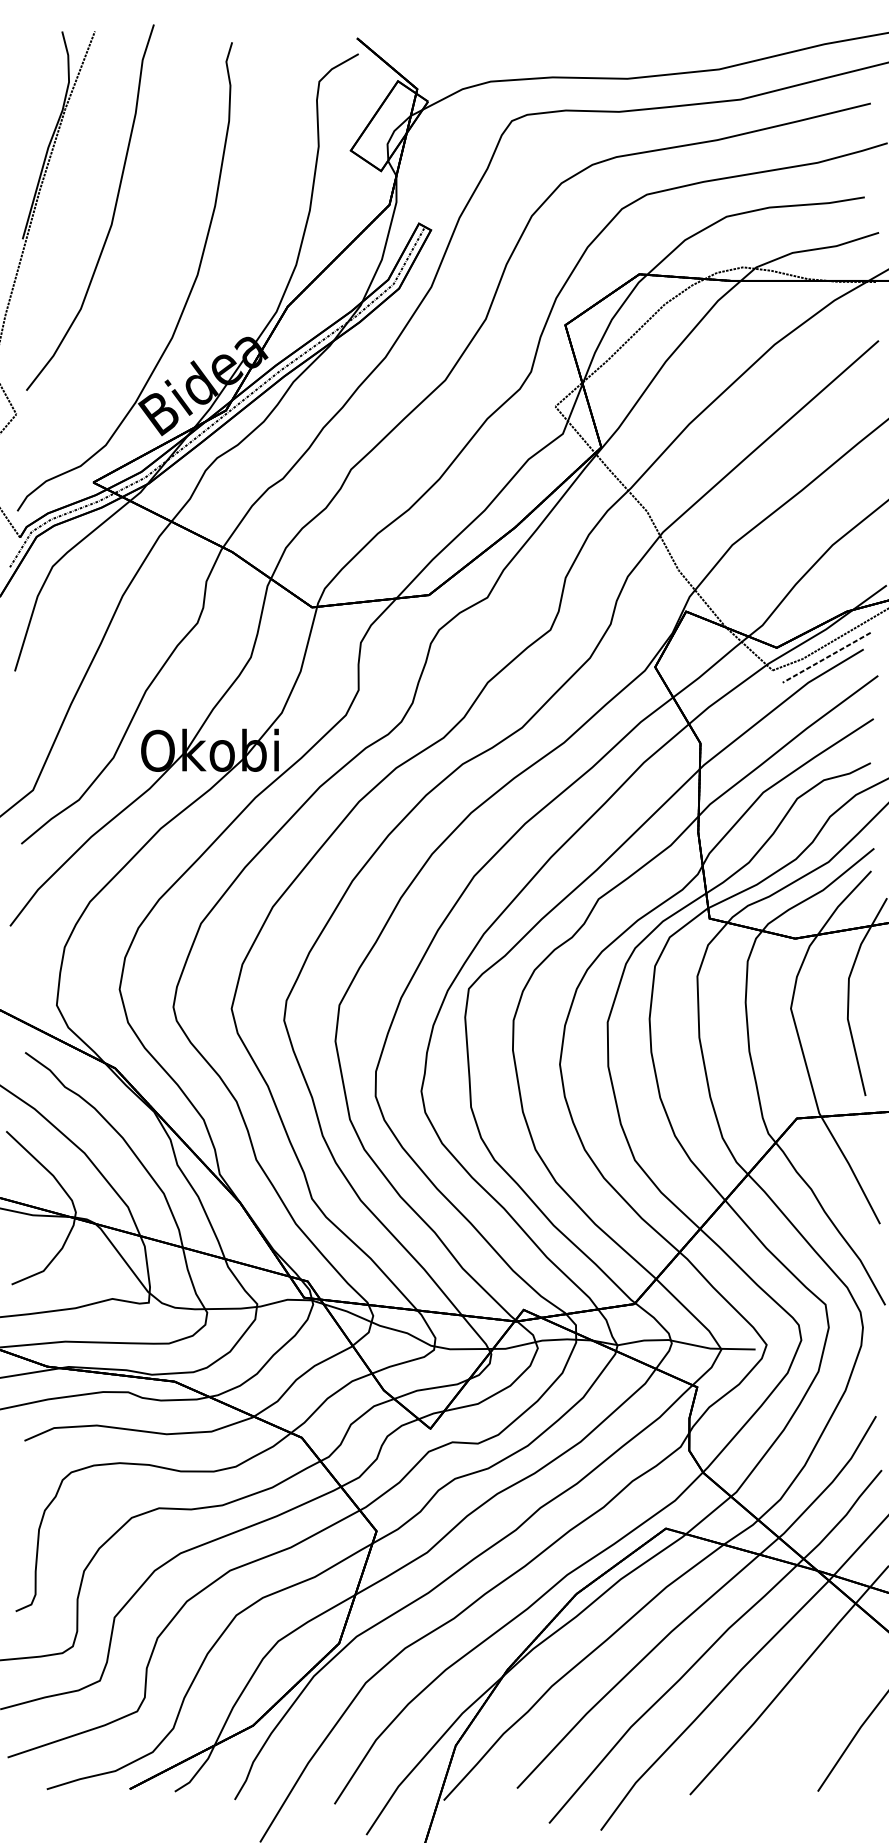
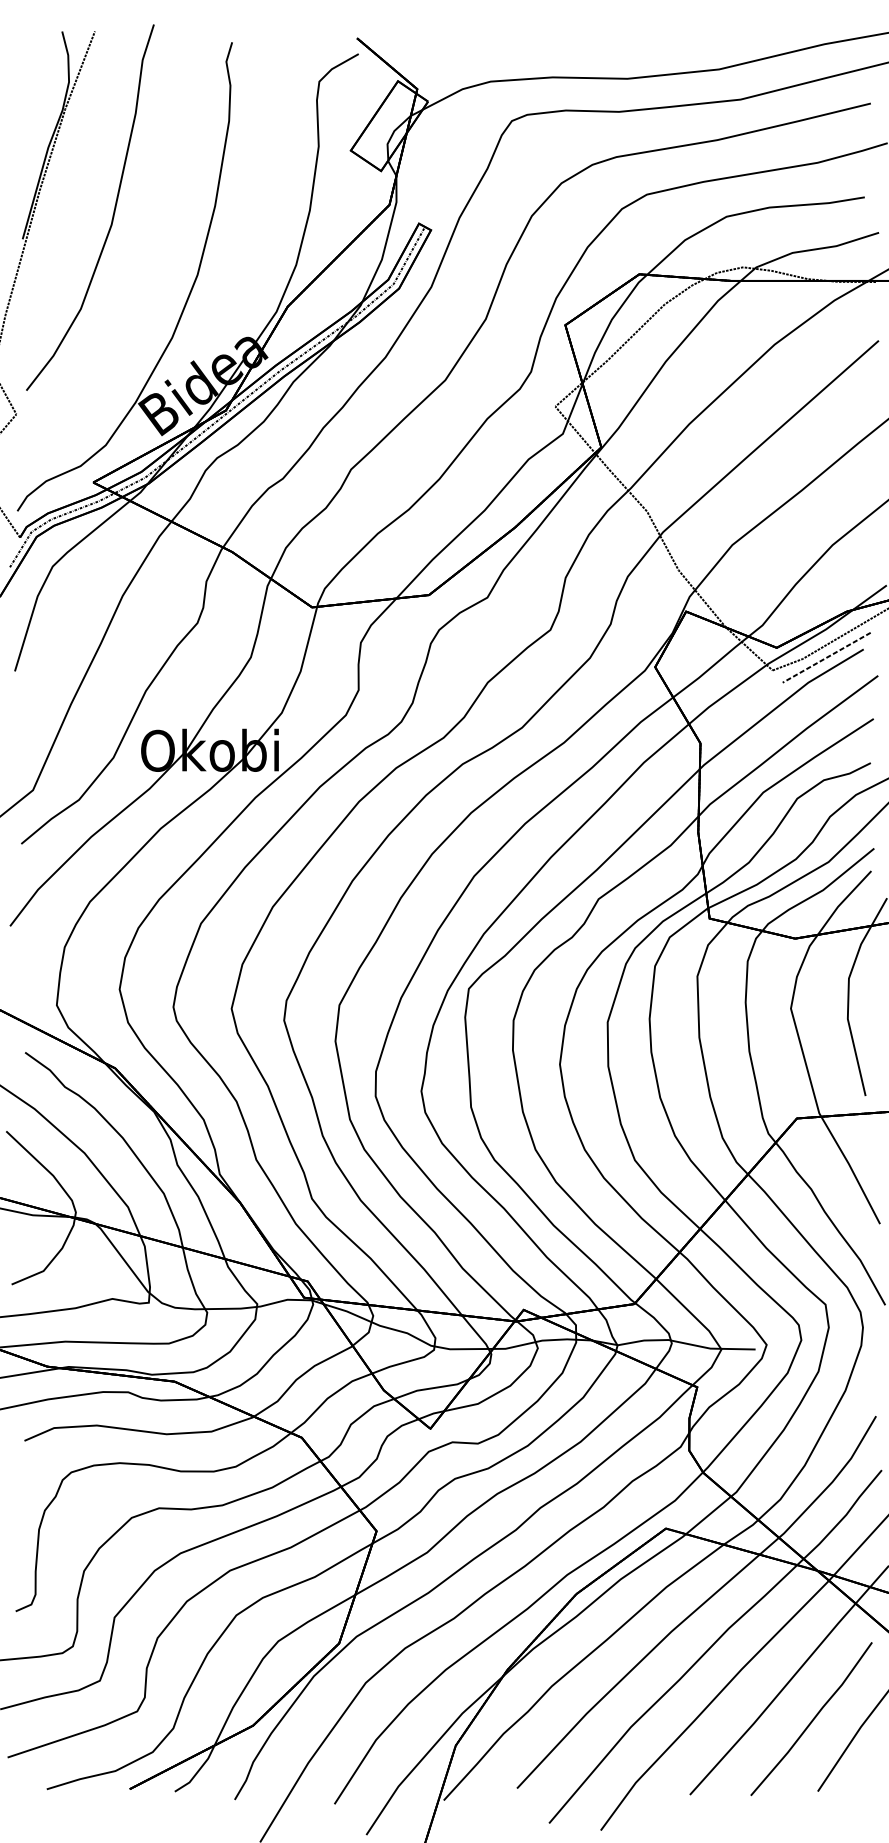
part: none -> present (811, 1719)
